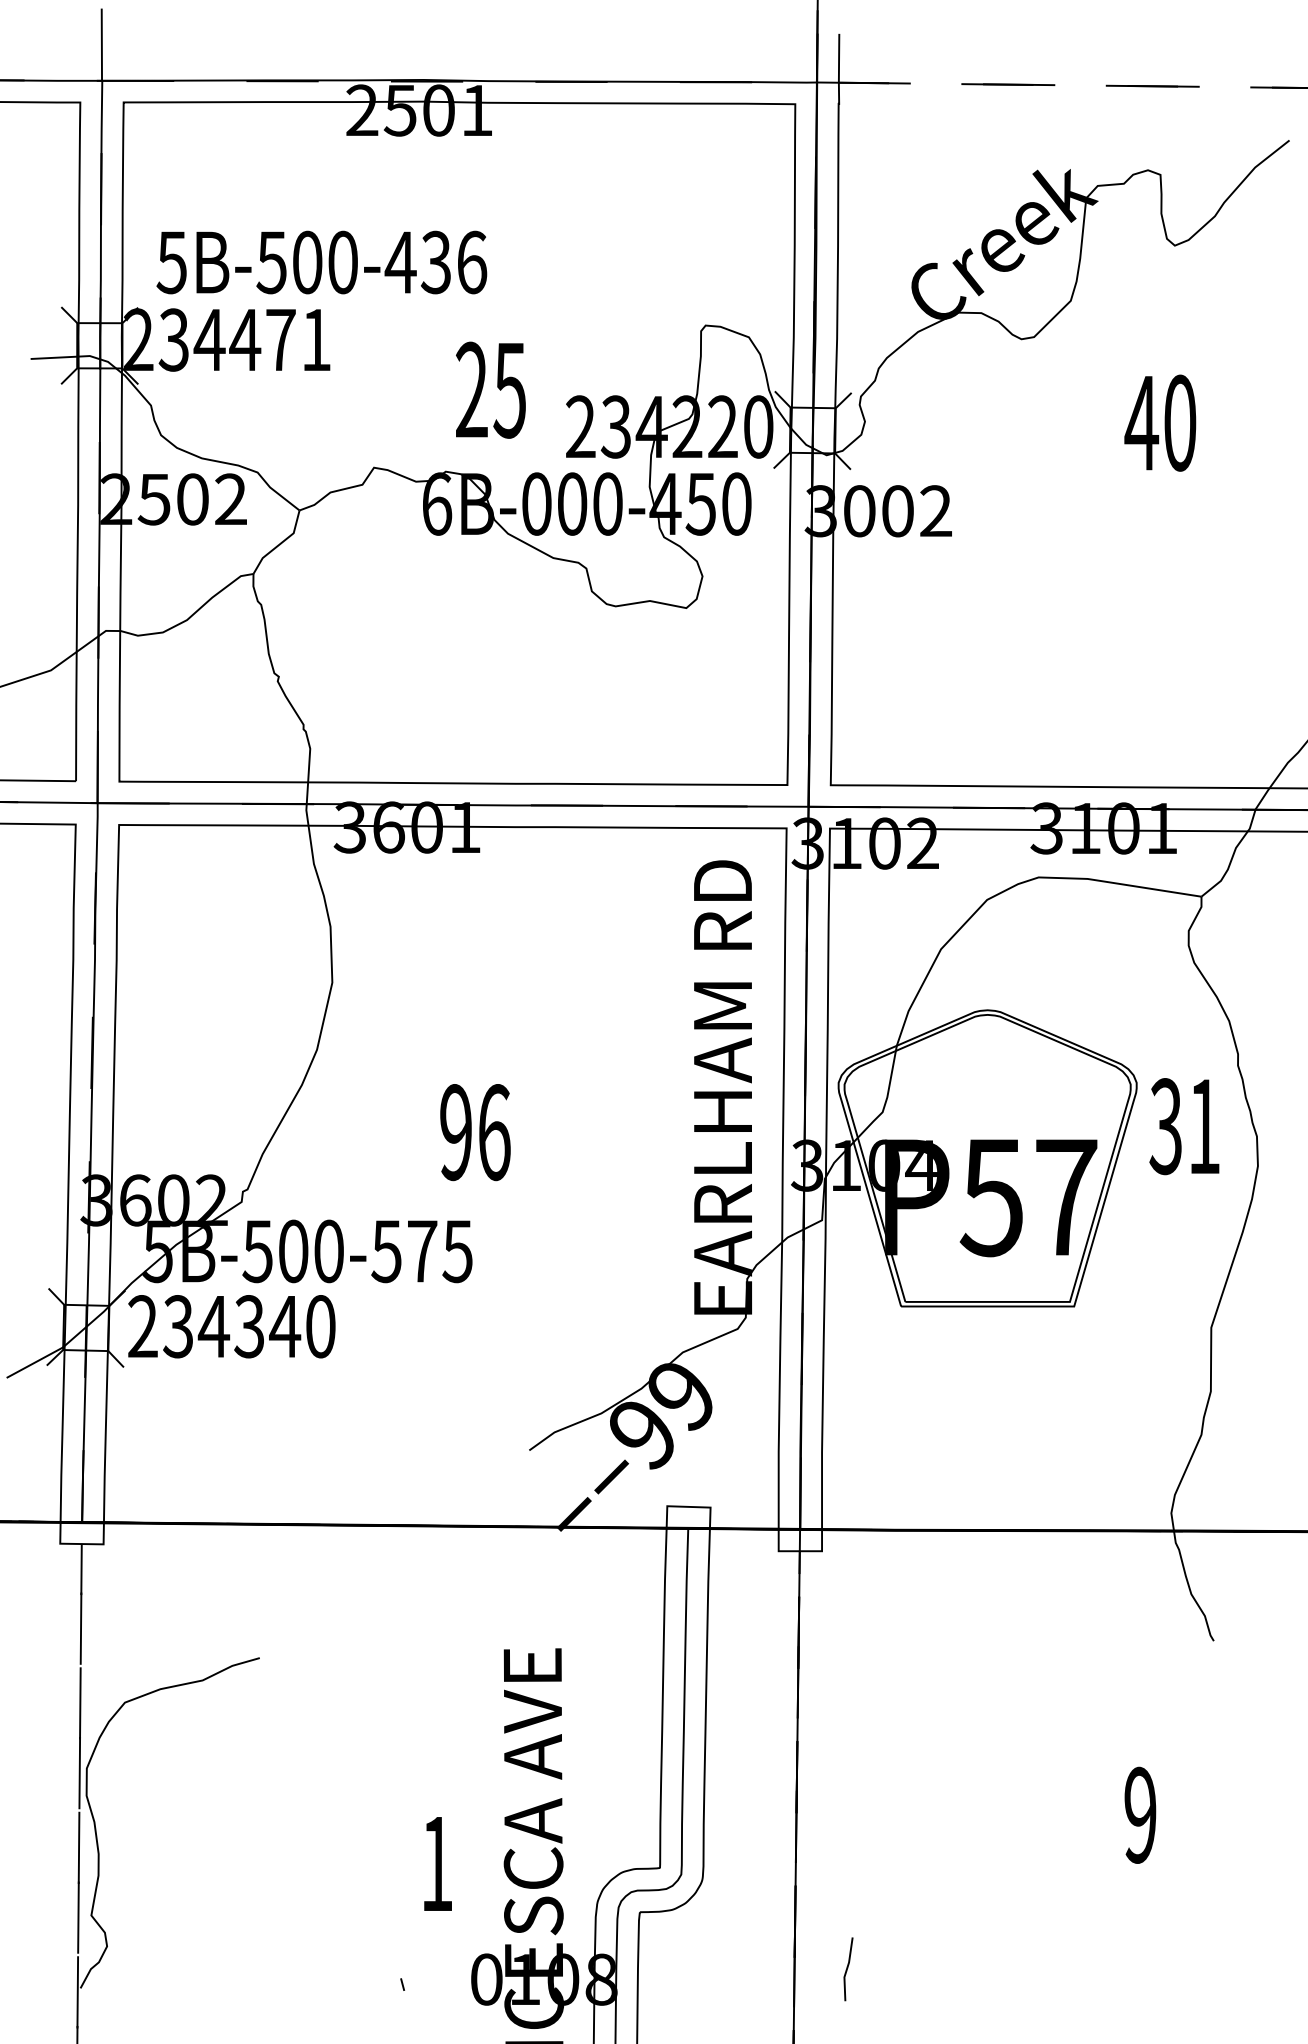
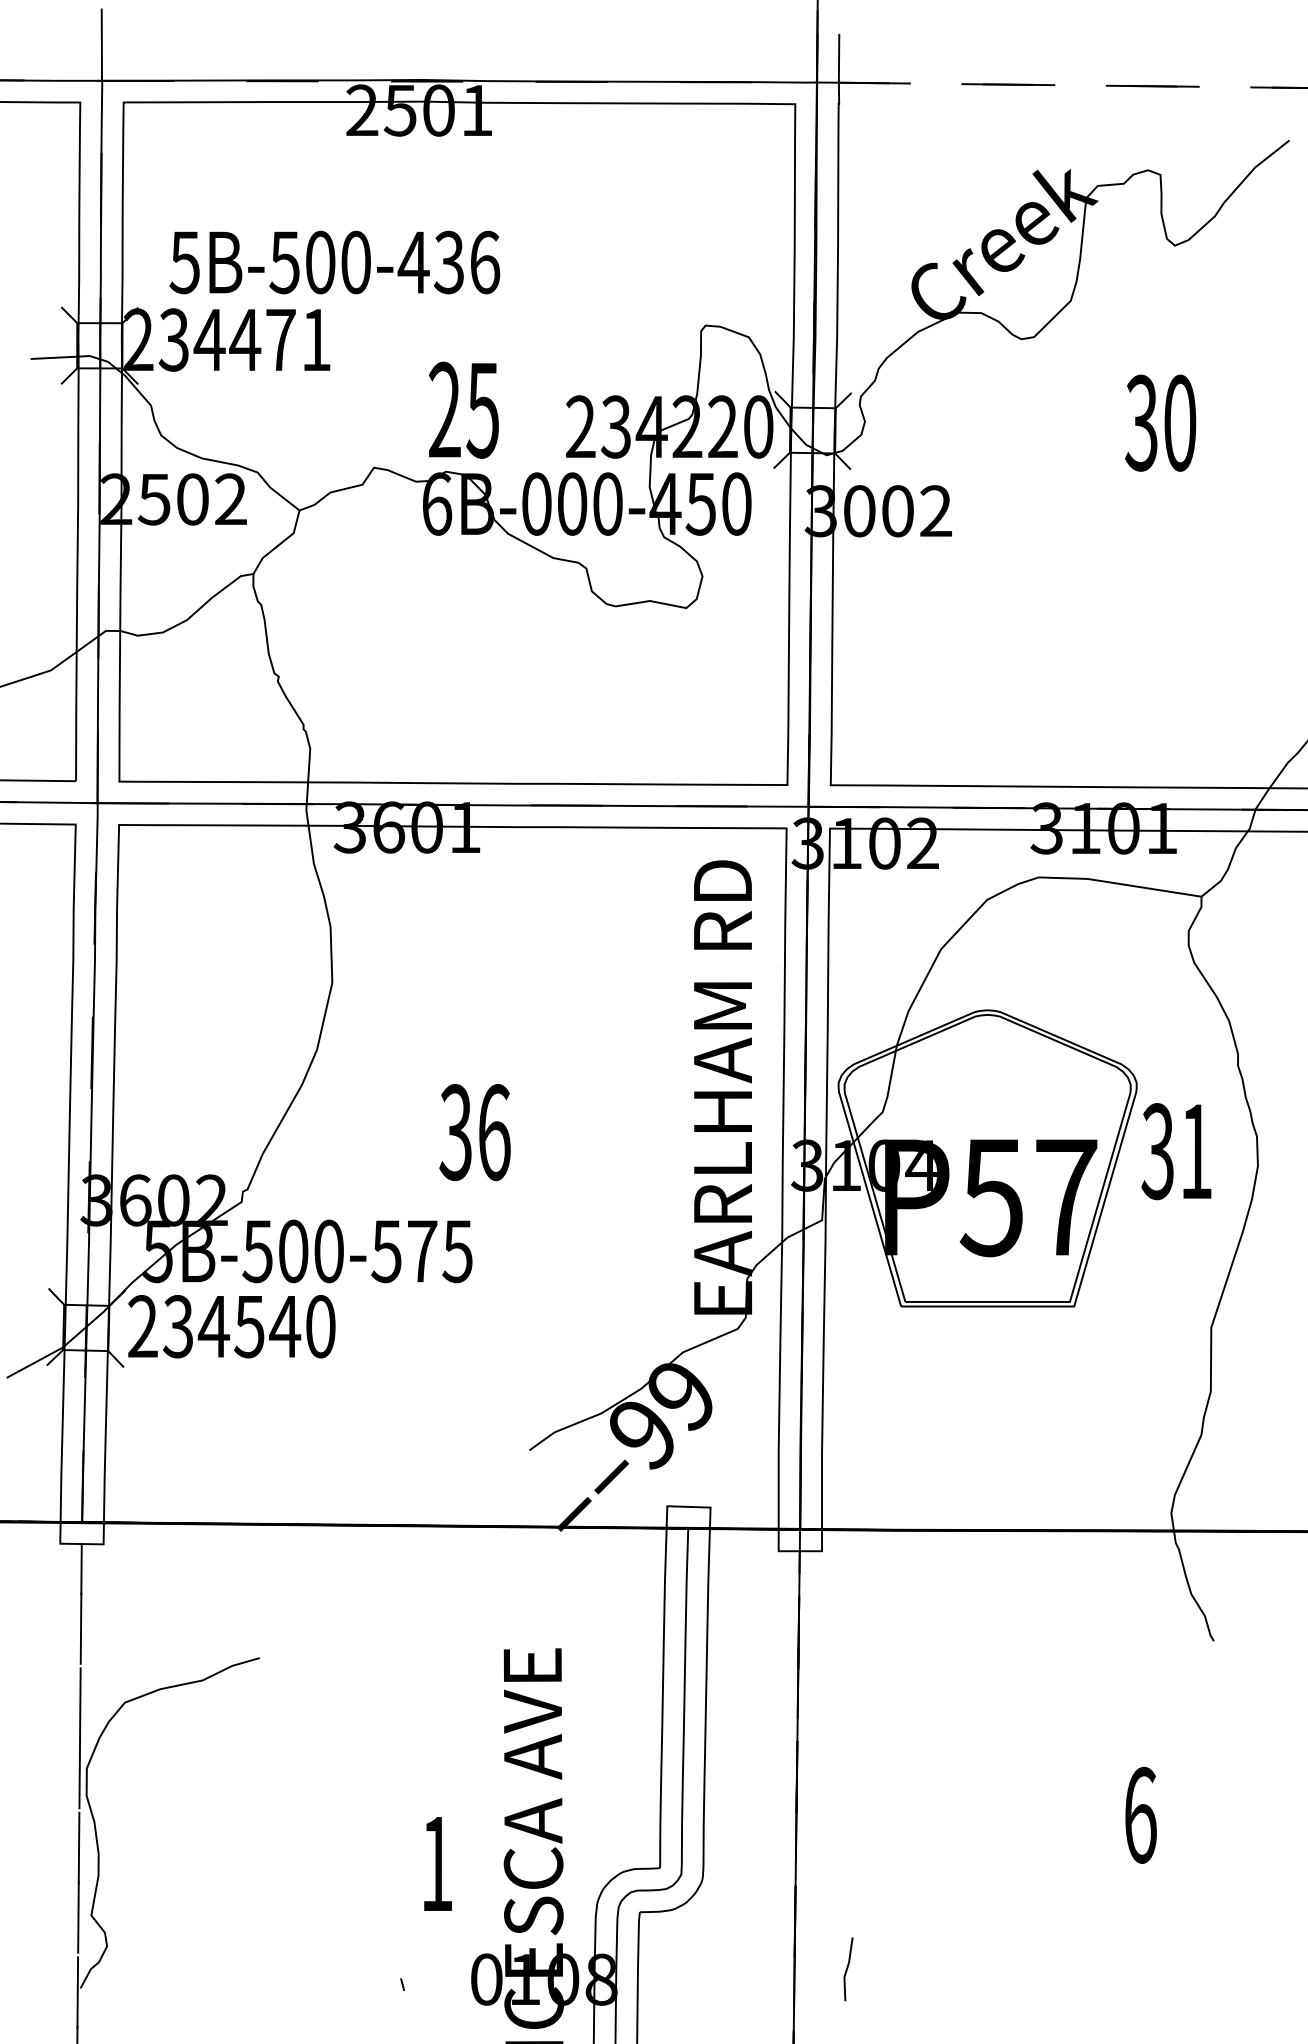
text position: (321, 262) -> (334, 262) (334, 262)
text position: (490, 389) -> (463, 409) (463, 409)
text: 40 -> 30 (1141, 422)
text position: (1184, 1126) -> (1176, 1151) (1176, 1151)
text: 96 -> 36 (455, 1132)
text: 234340 -> 234540 (249, 1326)
text: 9 -> 6 (1140, 1814)
